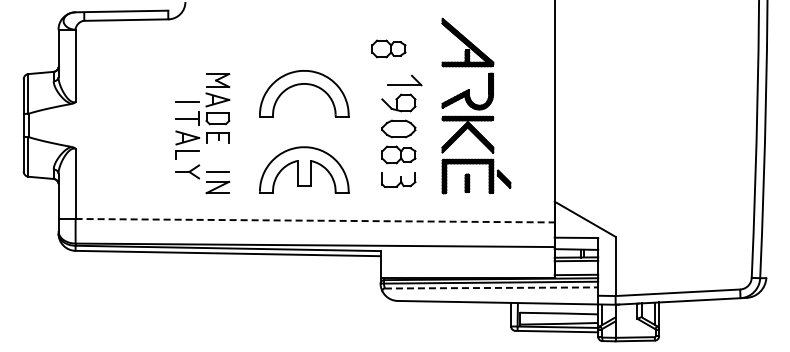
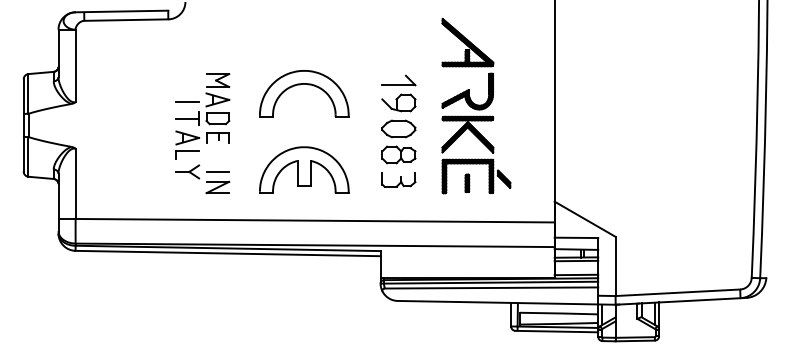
part: present -> none (388, 48)
part position: (404, 80) -> (398, 80) (398, 80)
line: dashed -> solid (315, 220)
line: dashed -> solid (491, 287)
